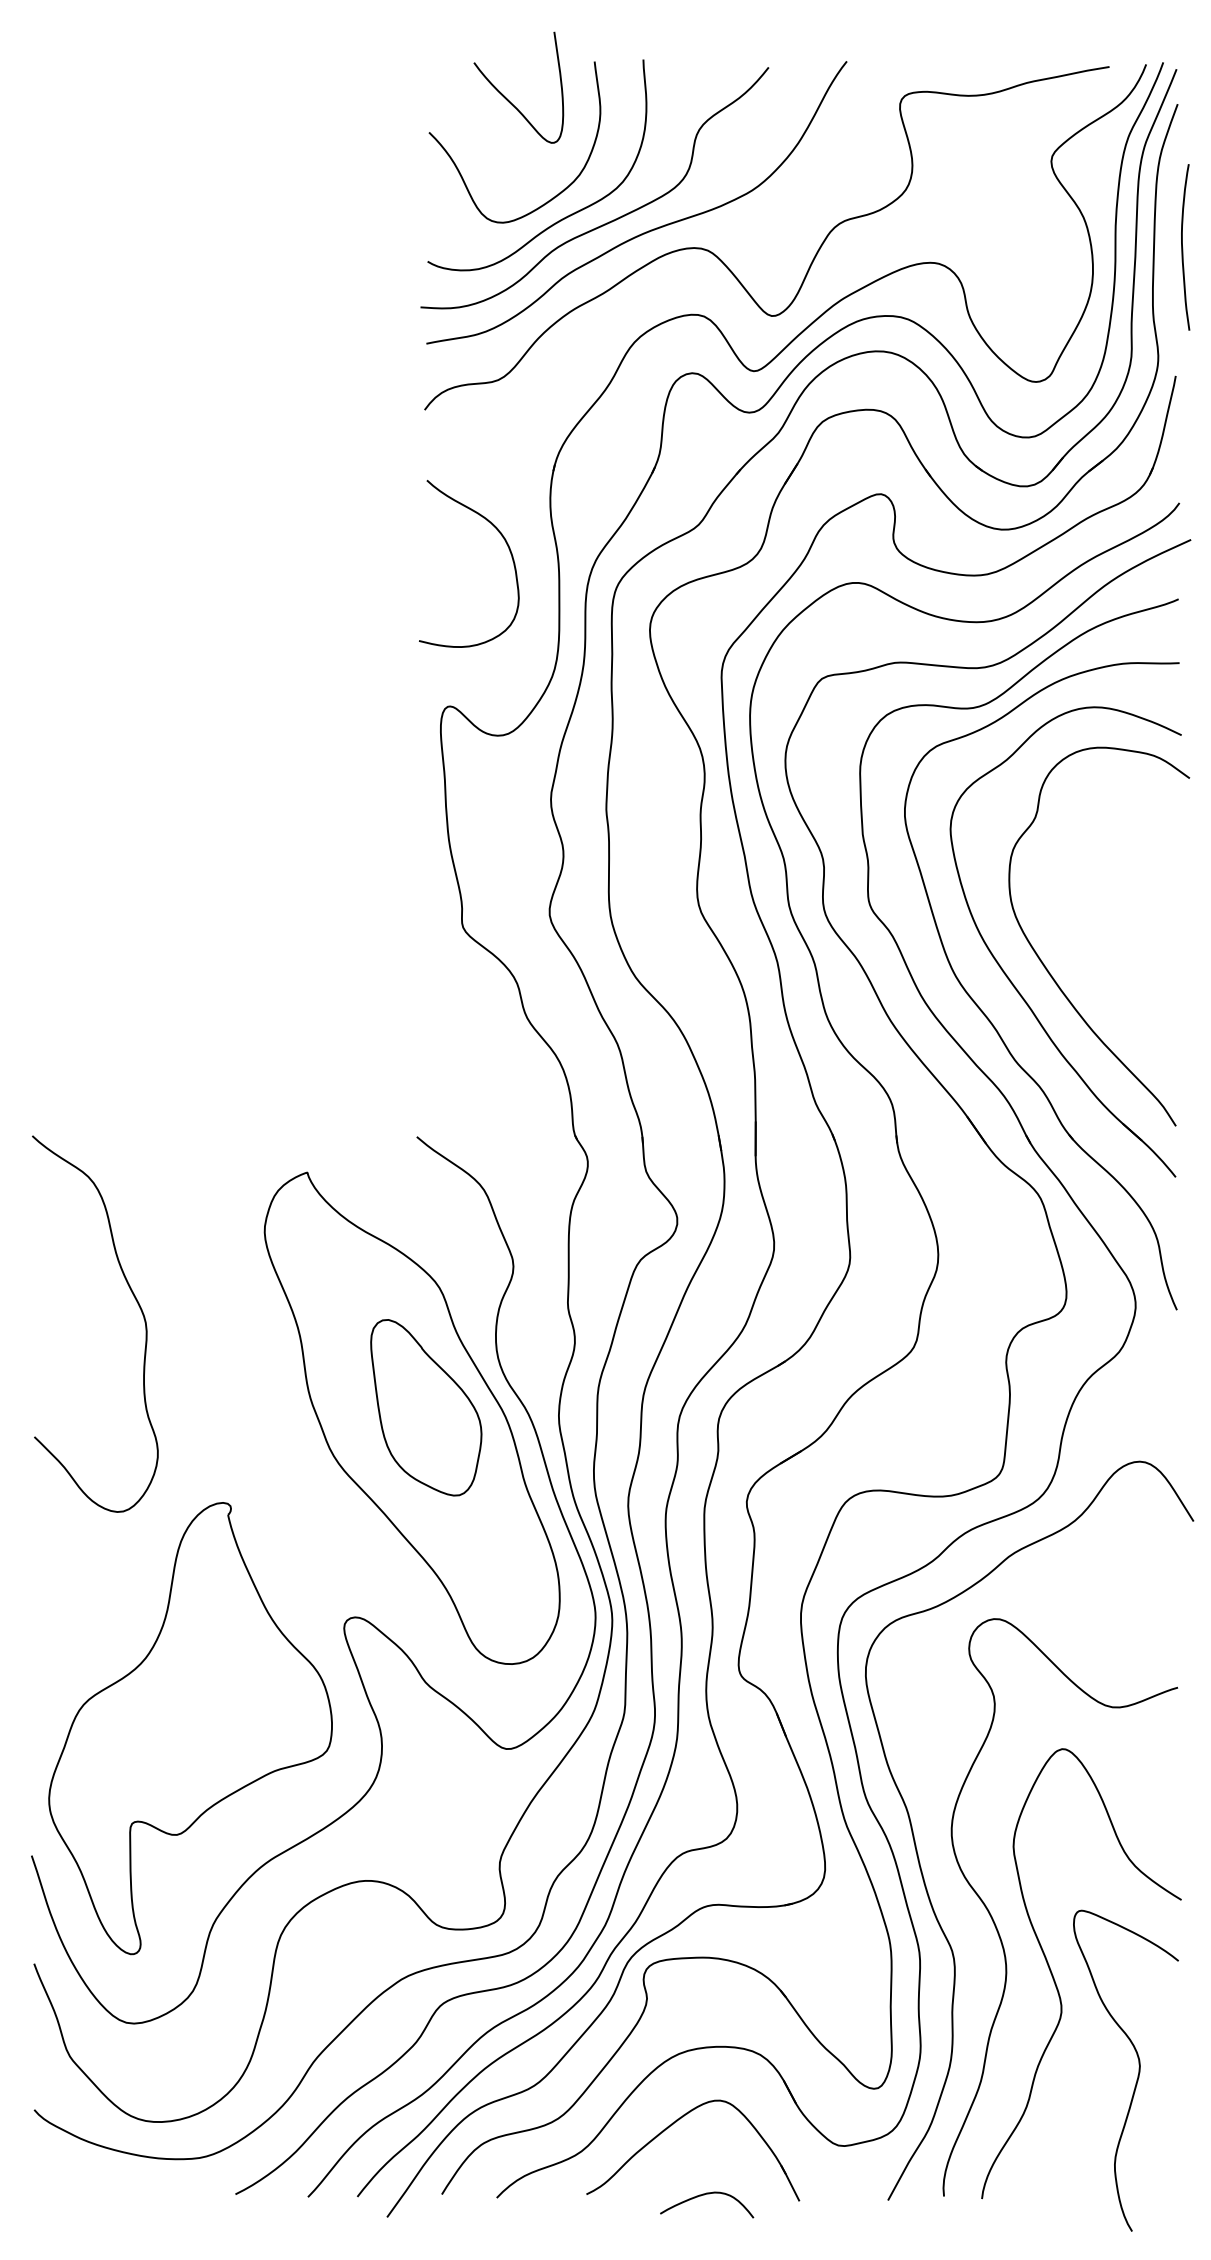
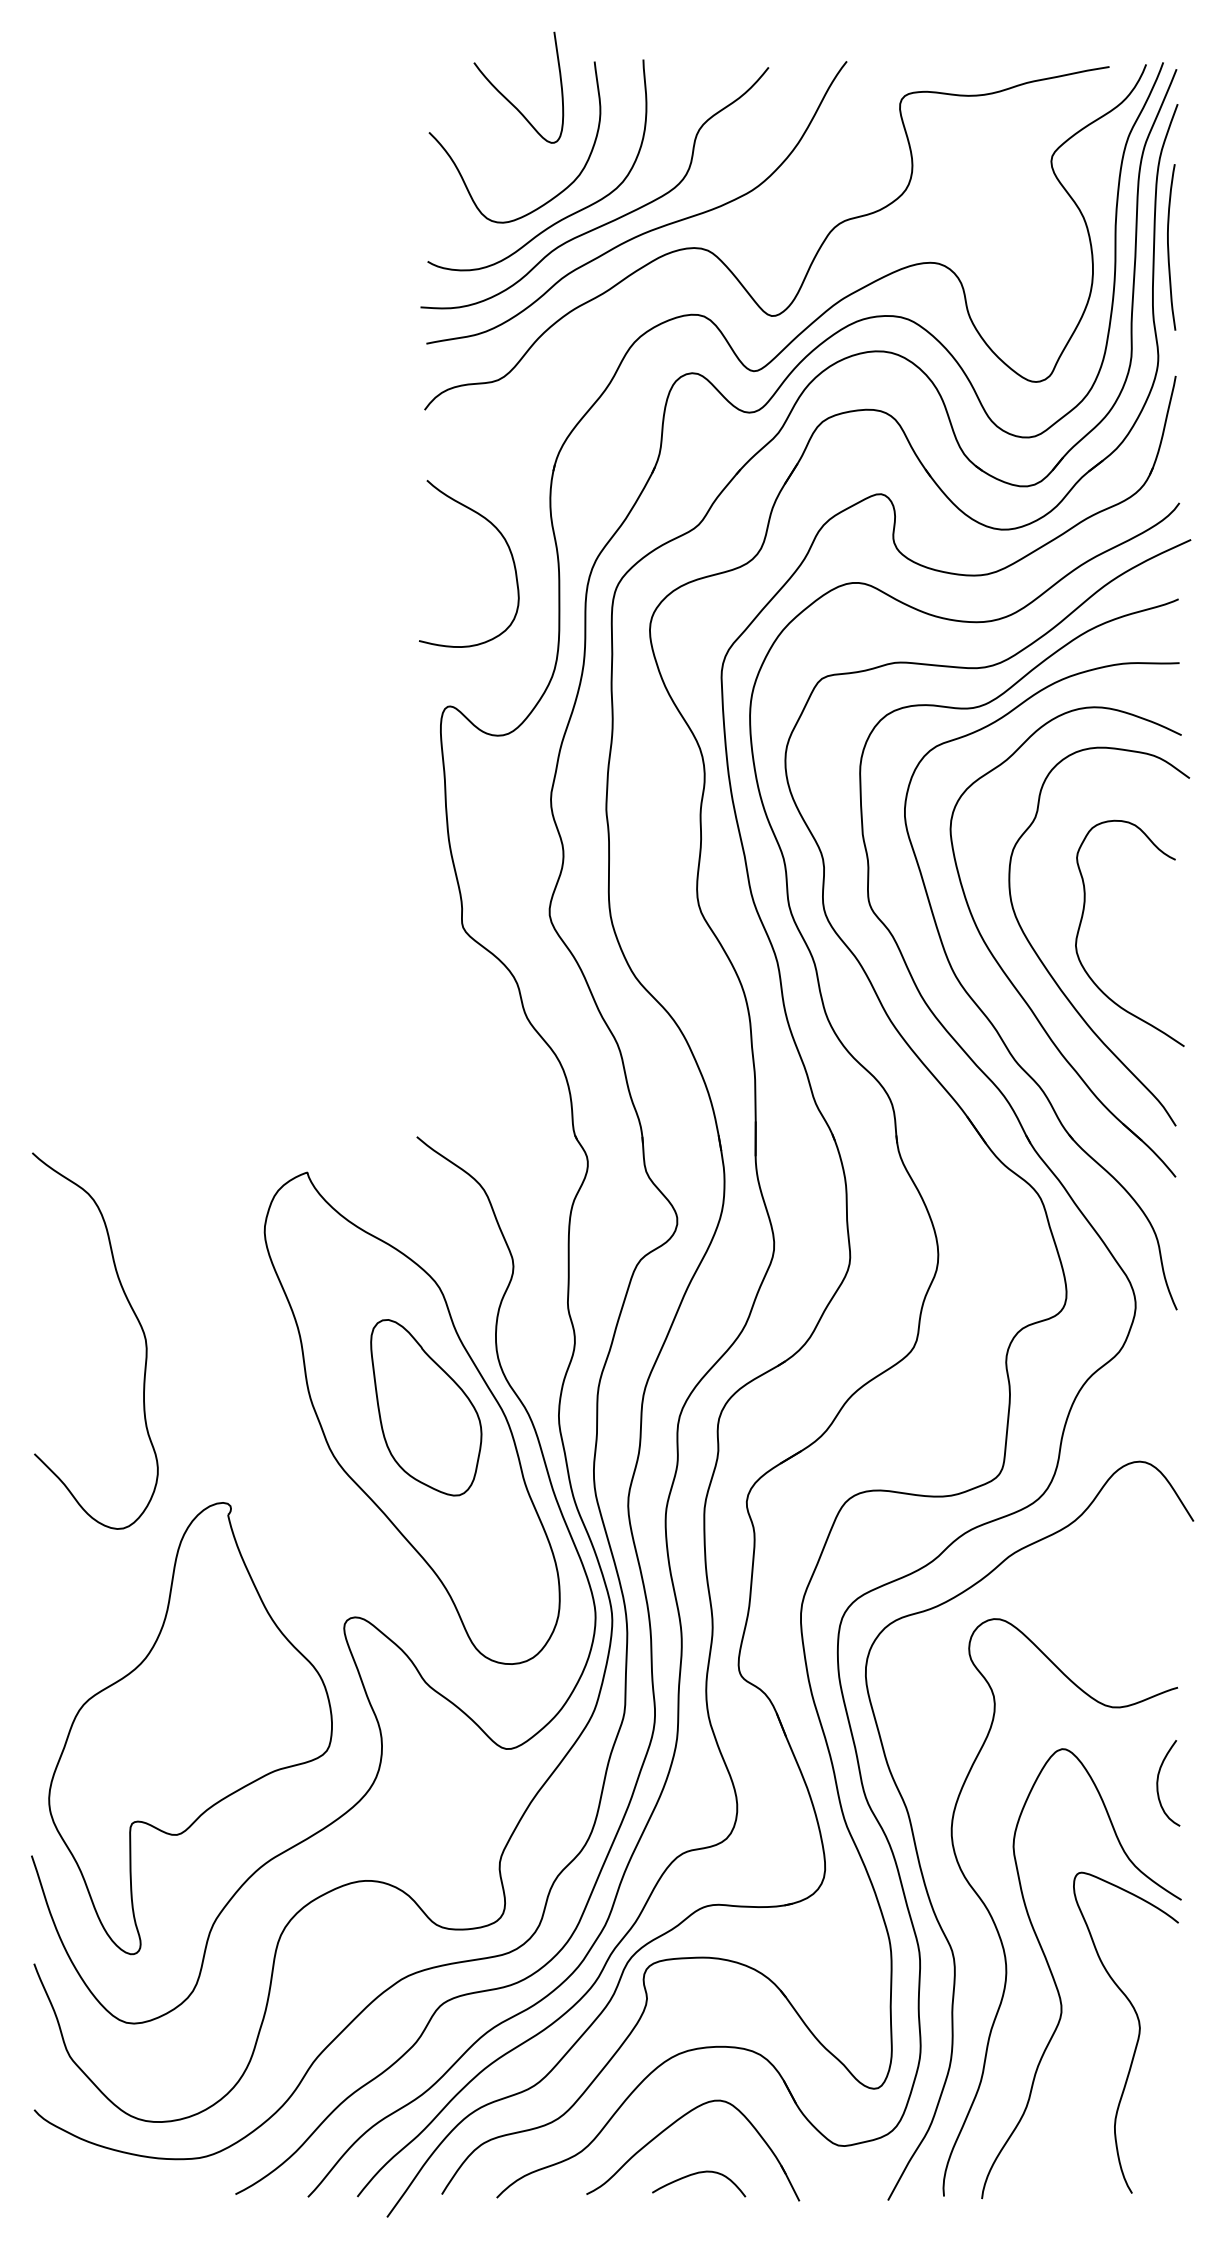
curve position: (1183, 248) -> (1169, 248) (1169, 248)
curve: none -> present (1082, 920)
curve position: (136, 1302) -> (136, 1319) (136, 1319)
curve: none -> present (1158, 1783)
curve position: (1138, 2070) -> (1138, 2032) (1138, 2032)
curve position: (704, 2195) -> (696, 2174) (696, 2174)
